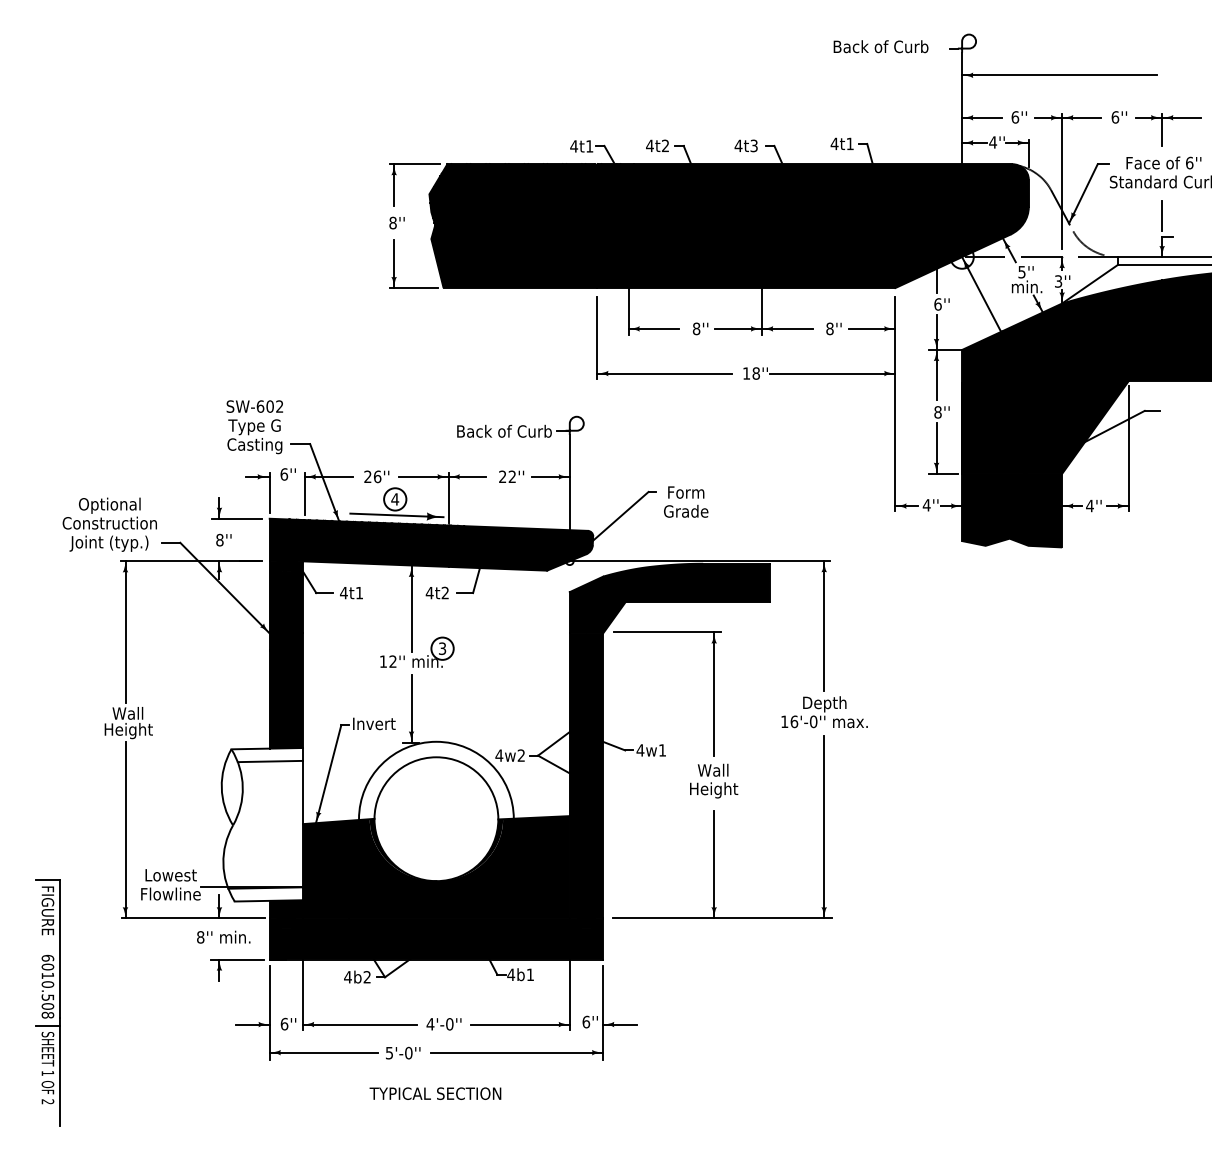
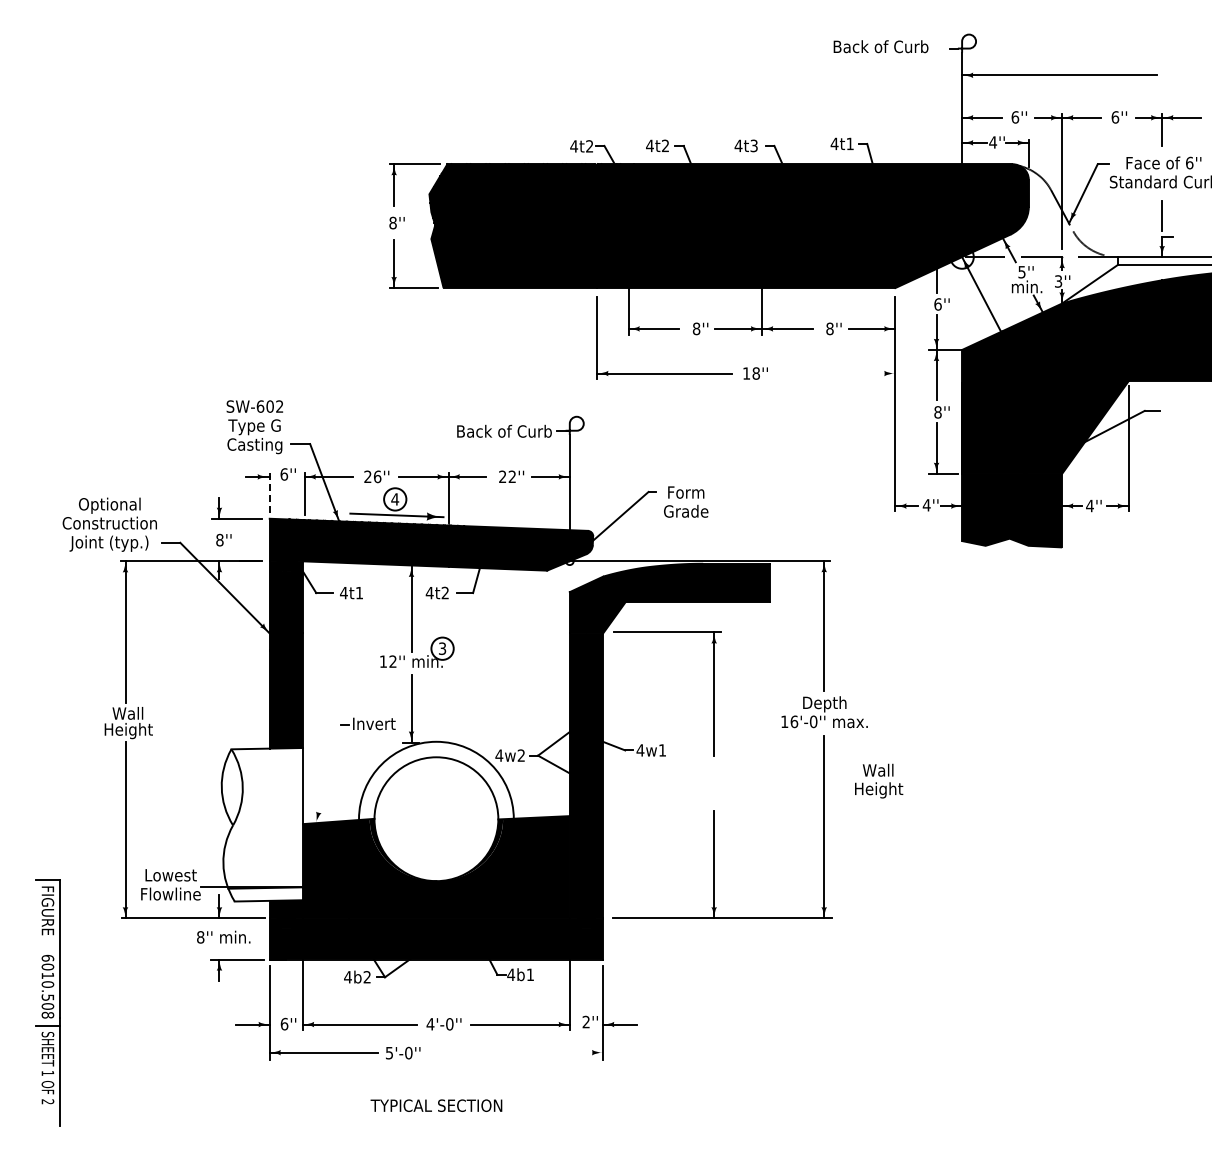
text: 4t1 -> 4t2 (589, 146)
line: present -> none (832, 373)
line: solid -> dashed (269, 492)
line: present -> none (270, 761)
line: present -> none (328, 774)
text position: (714, 780) -> (879, 780) (879, 780)
text: 6'' -> 2'' (586, 1021)
line: present -> none (516, 1052)
text position: (435, 1093) -> (436, 1105) (436, 1105)
